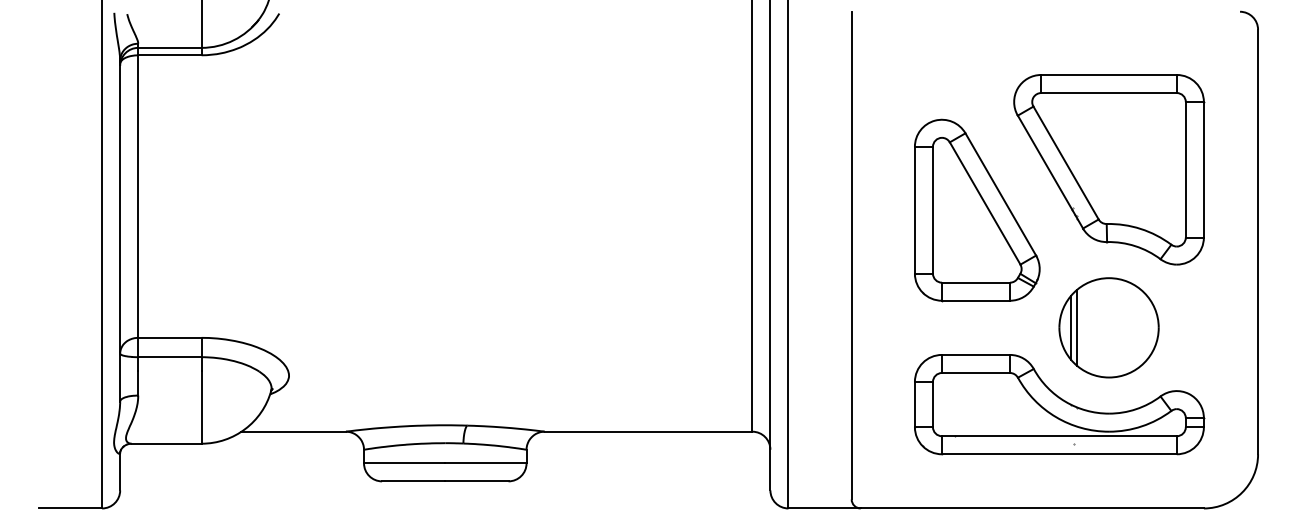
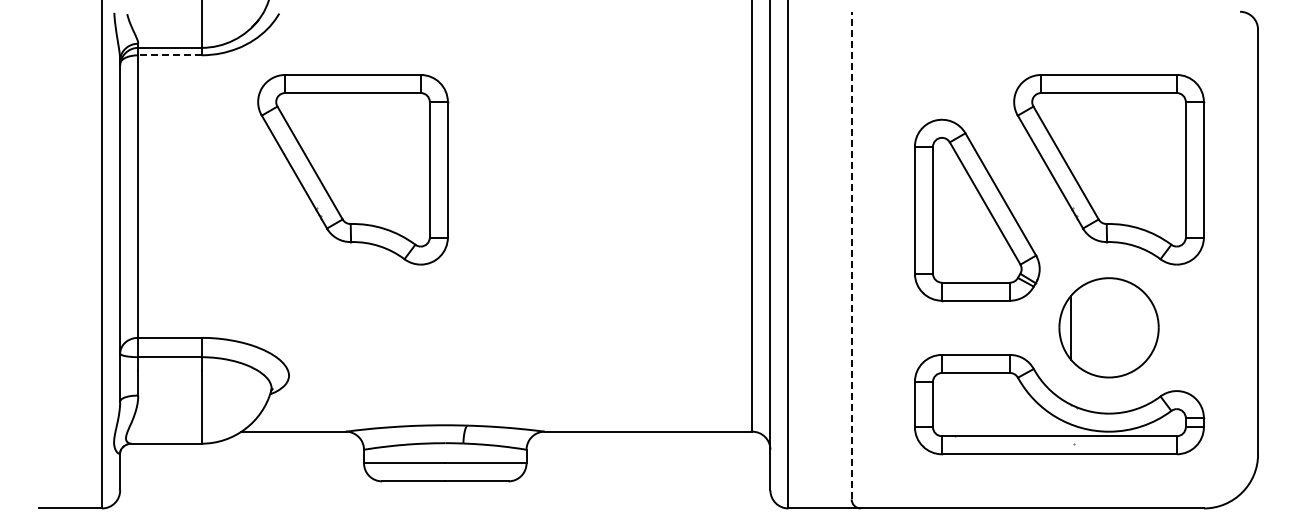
line: solid -> dashed (169, 55)
part: none -> present (353, 169)
line: solid -> dashed (851, 255)
line: present -> none (1077, 327)
